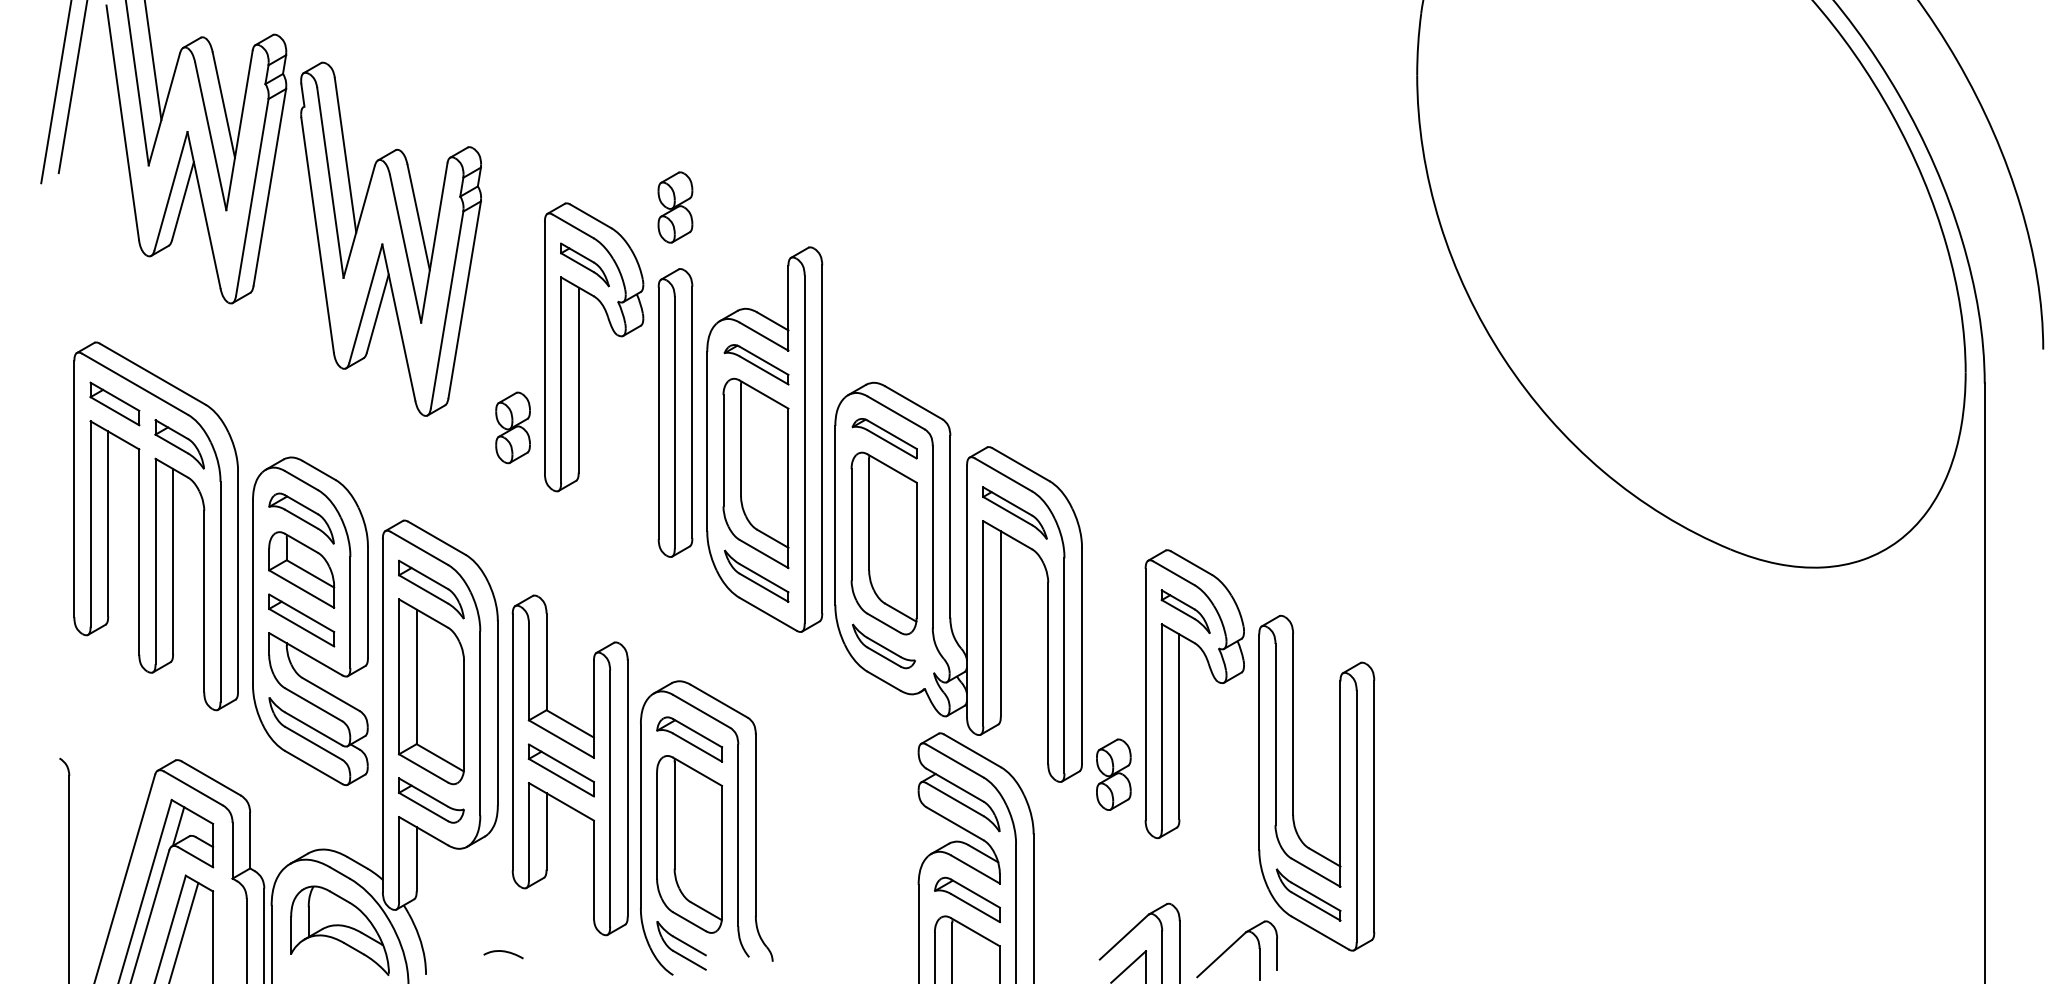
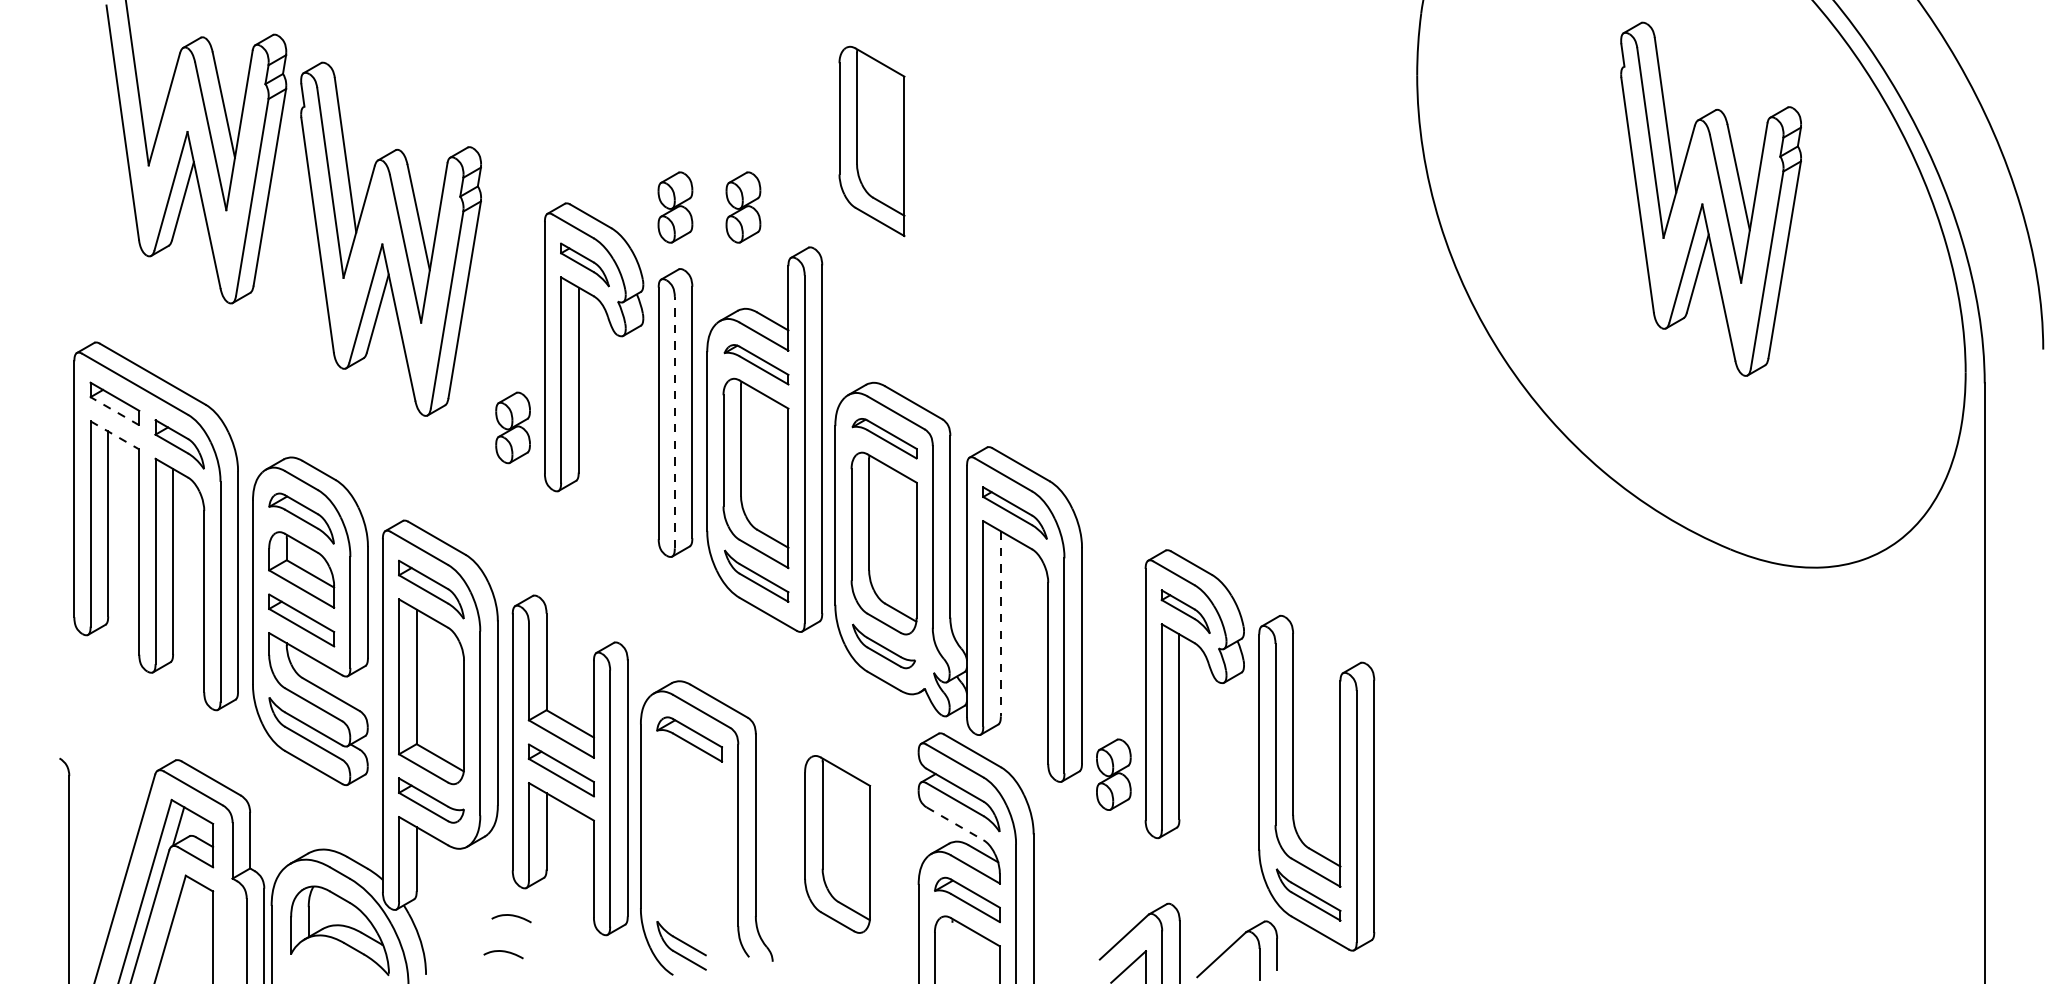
line: present -> none (153, 61)
line: present -> none (72, 87)
line: present -> none (56, 92)
part: none -> present (871, 141)
part: none -> present (1710, 198)
part: none -> present (743, 207)
line: solid -> dashed (114, 410)
line: solid -> dashed (674, 422)
line: solid -> dashed (115, 435)
line: solid -> dashed (1000, 623)
line: solid -> dashed (955, 823)
part position: (689, 844) -> (837, 844) (837, 844)
curve: none -> present (511, 916)
line: present -> none (184, 931)
line: present -> none (952, 951)
